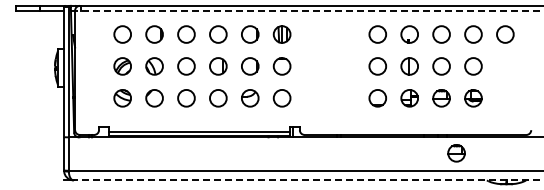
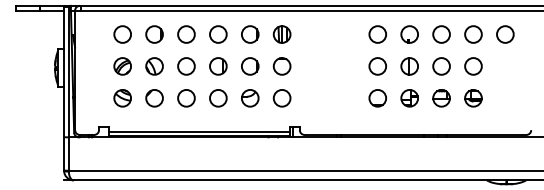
line: dashed -> solid (307, 10)
part: present -> none (456, 153)
line: dashed -> solid (308, 180)
